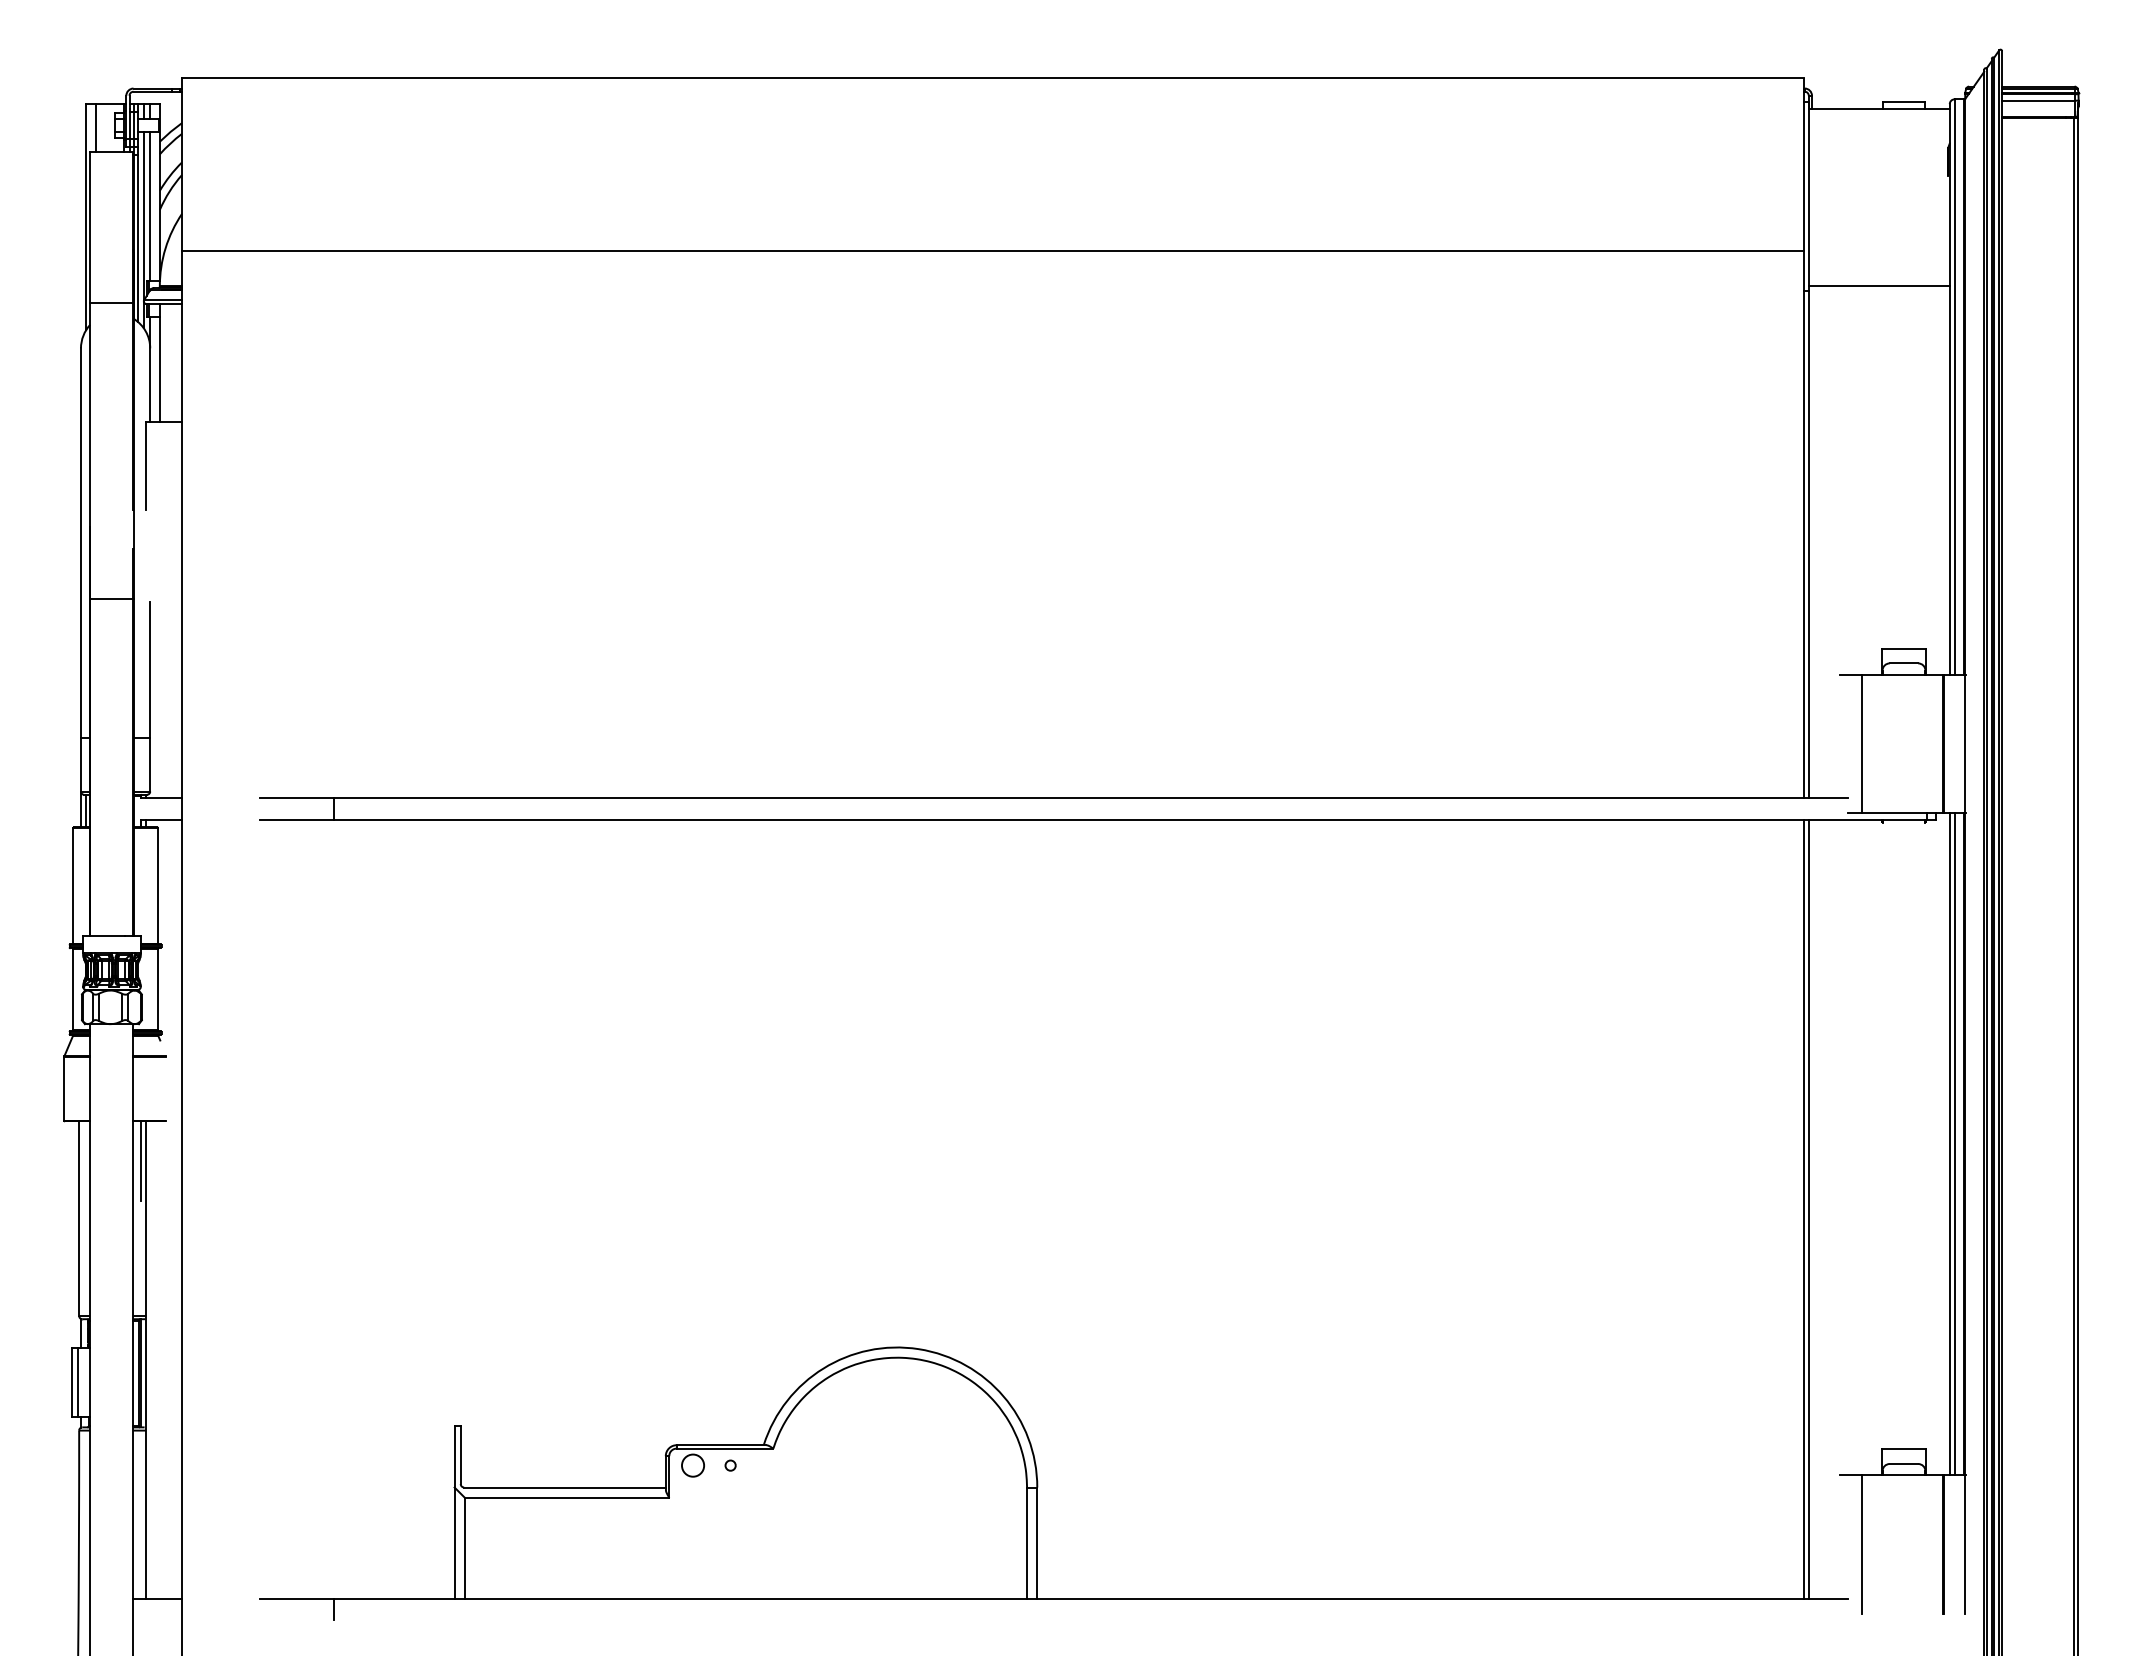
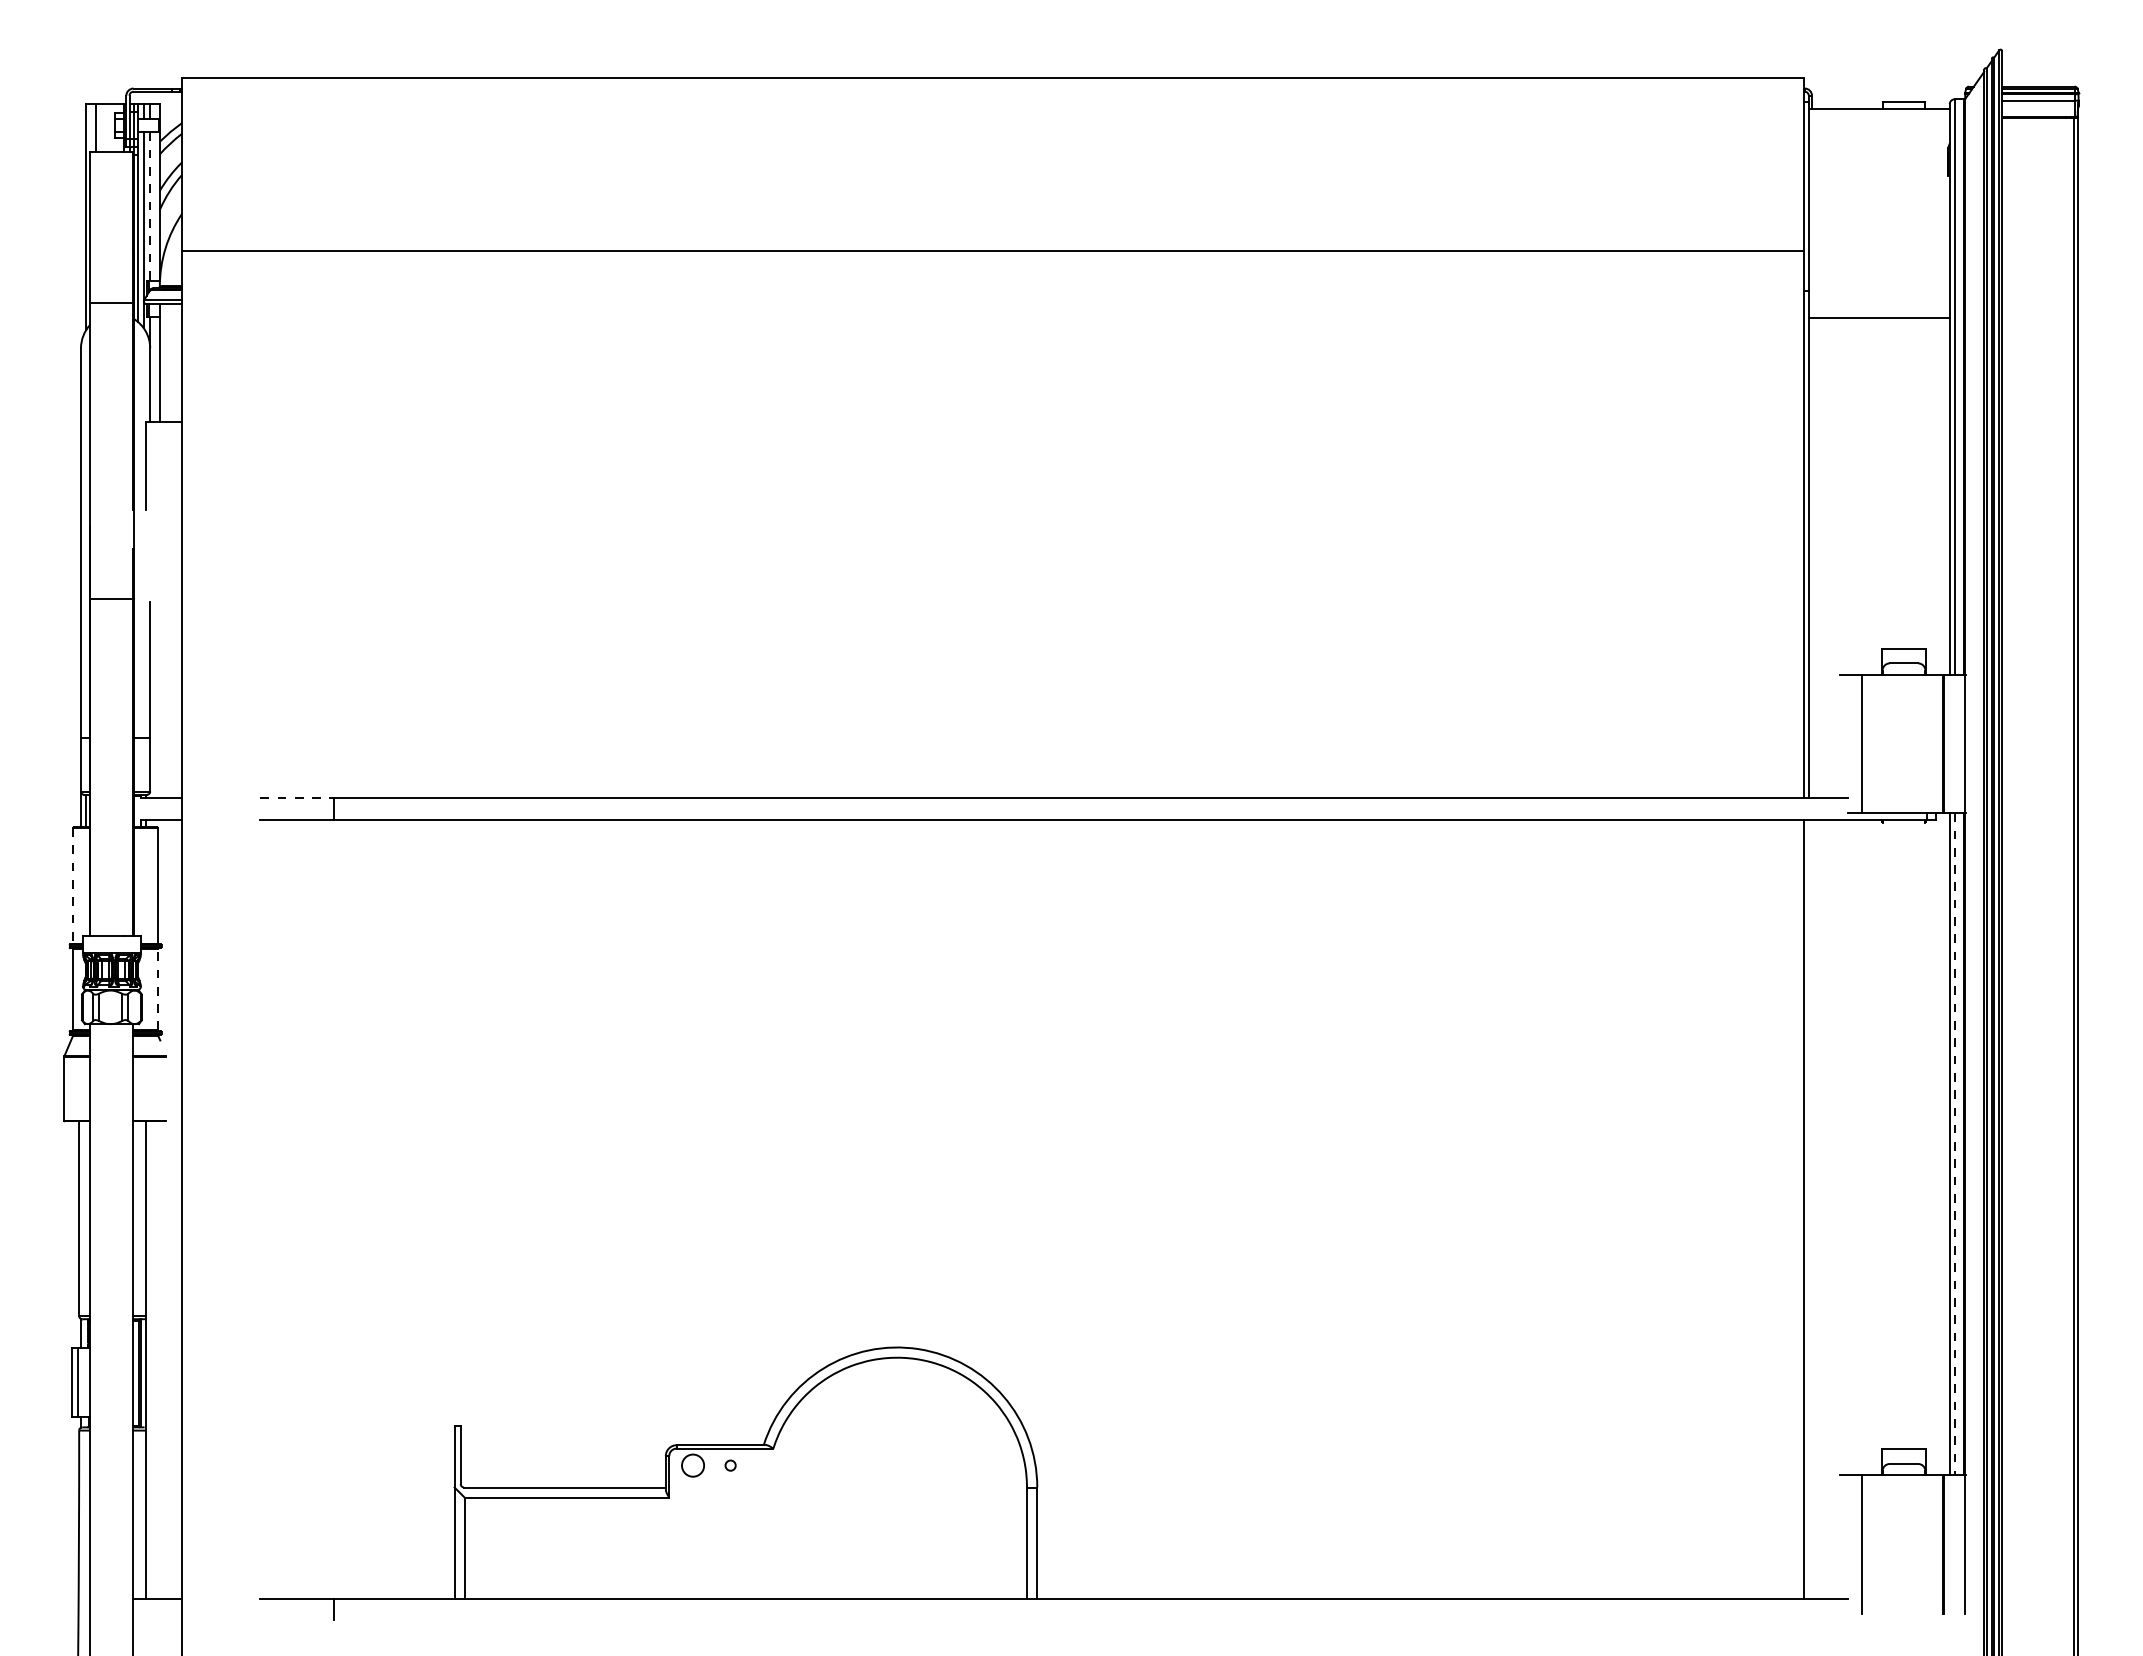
line: solid -> dashed (150, 207)
line position: (1878, 285) -> (1878, 317) (1878, 317)
line: solid -> dashed (297, 798)
line: solid -> dashed (73, 885)
line: solid -> dashed (157, 989)
line: solid -> dashed (1954, 1144)
line: present -> none (141, 1161)
line: present -> none (1808, 1208)
